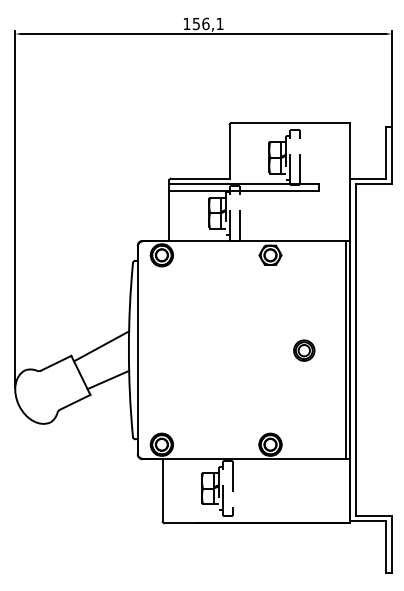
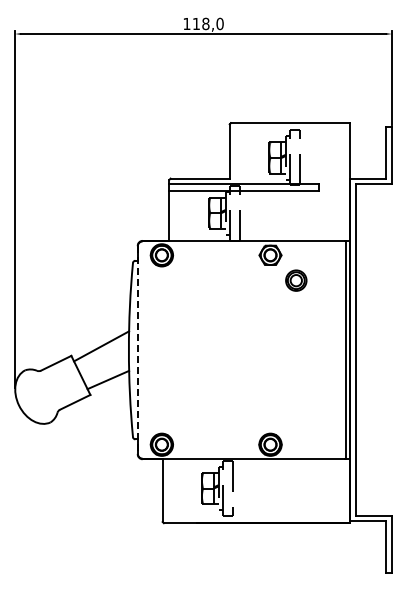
text: 156,1 -> 118,0 (207, 23)
line: solid -> dashed (137, 350)
part position: (304, 350) -> (296, 280) (296, 280)
